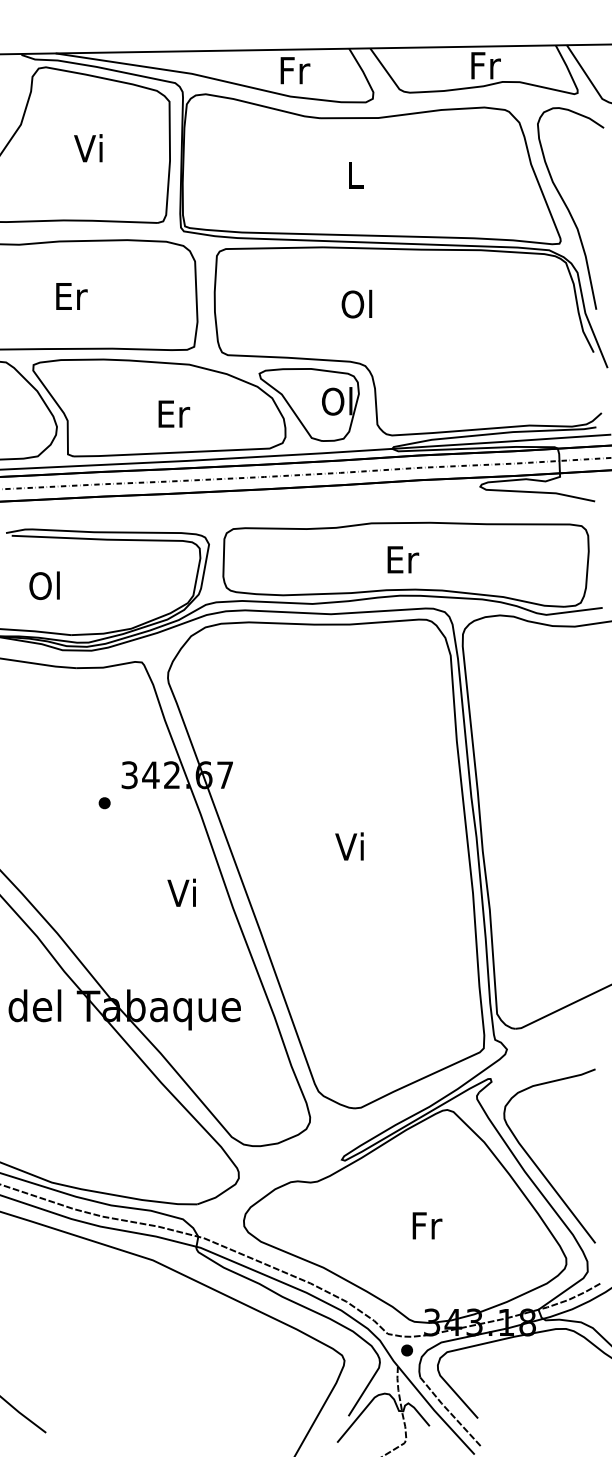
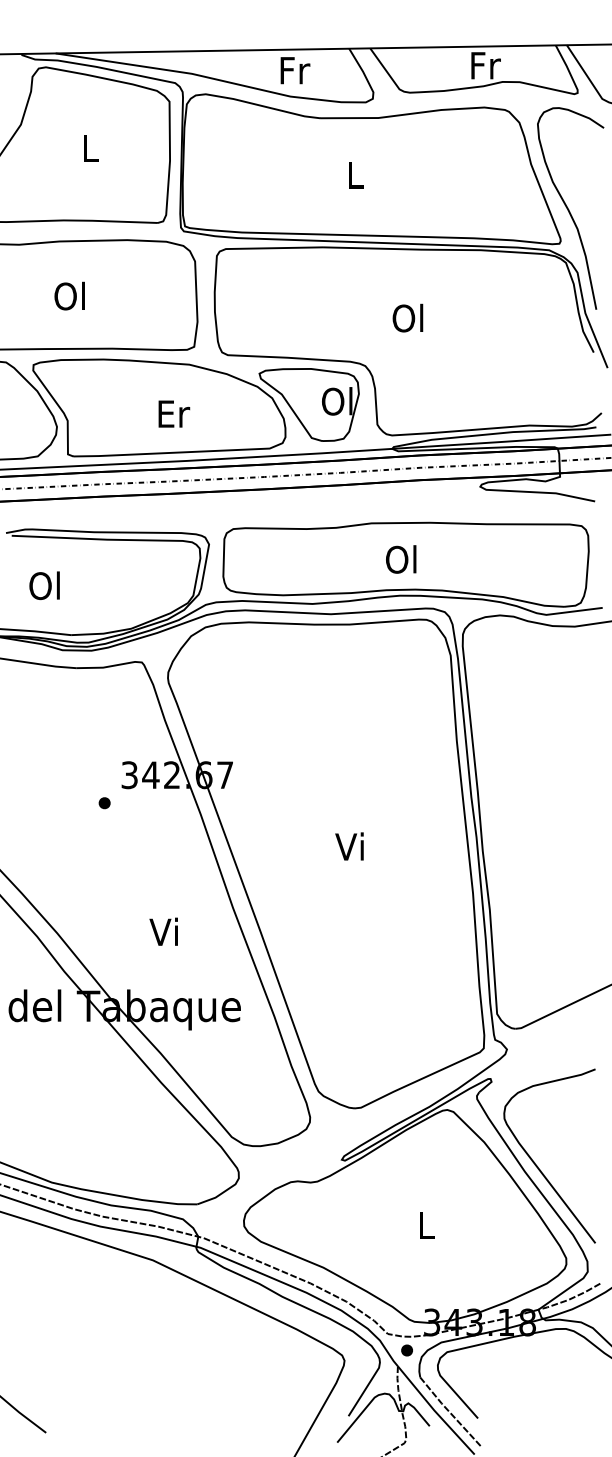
text: Vi -> L (88, 148)
text: Er -> Ol (70, 295)
text position: (356, 303) -> (407, 317) (407, 317)
text: Er -> Ol (402, 559)
text position: (181, 892) -> (163, 931) (163, 931)
text: Fr -> L (427, 1225)
